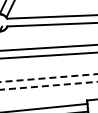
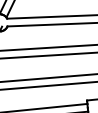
line: dashed -> solid (48, 78)
line: dashed -> solid (49, 85)
